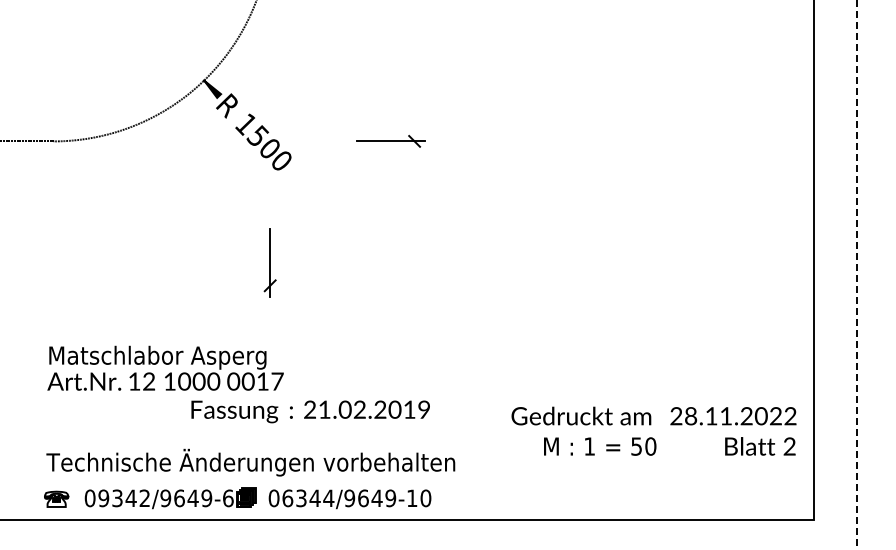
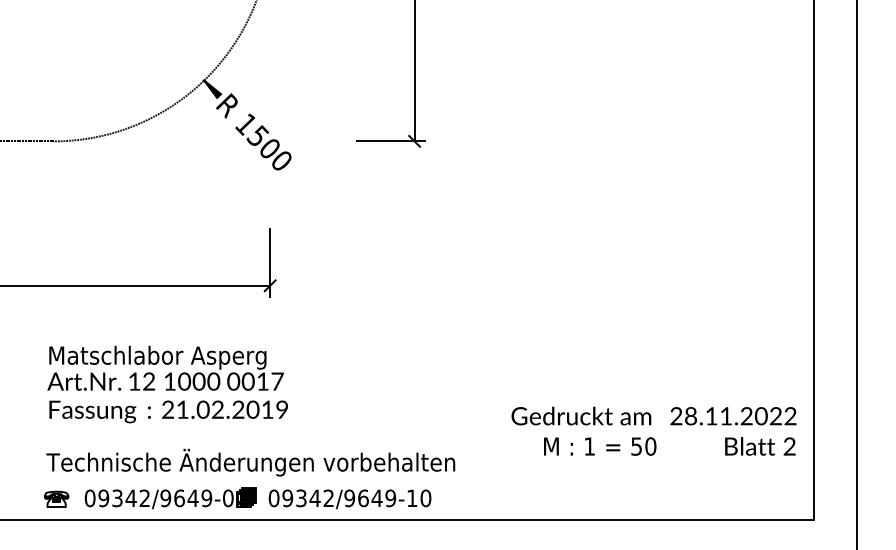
line: none -> present (414, 71)
line: dashed -> solid (857, 274)
line: none -> present (136, 285)
text position: (310, 411) -> (168, 411) (168, 411)
text: 09342/9649-6 -> 09342/9649-0 (228, 497)
text: 06344/9649-10 -> 09342/9649-10 (308, 498)
